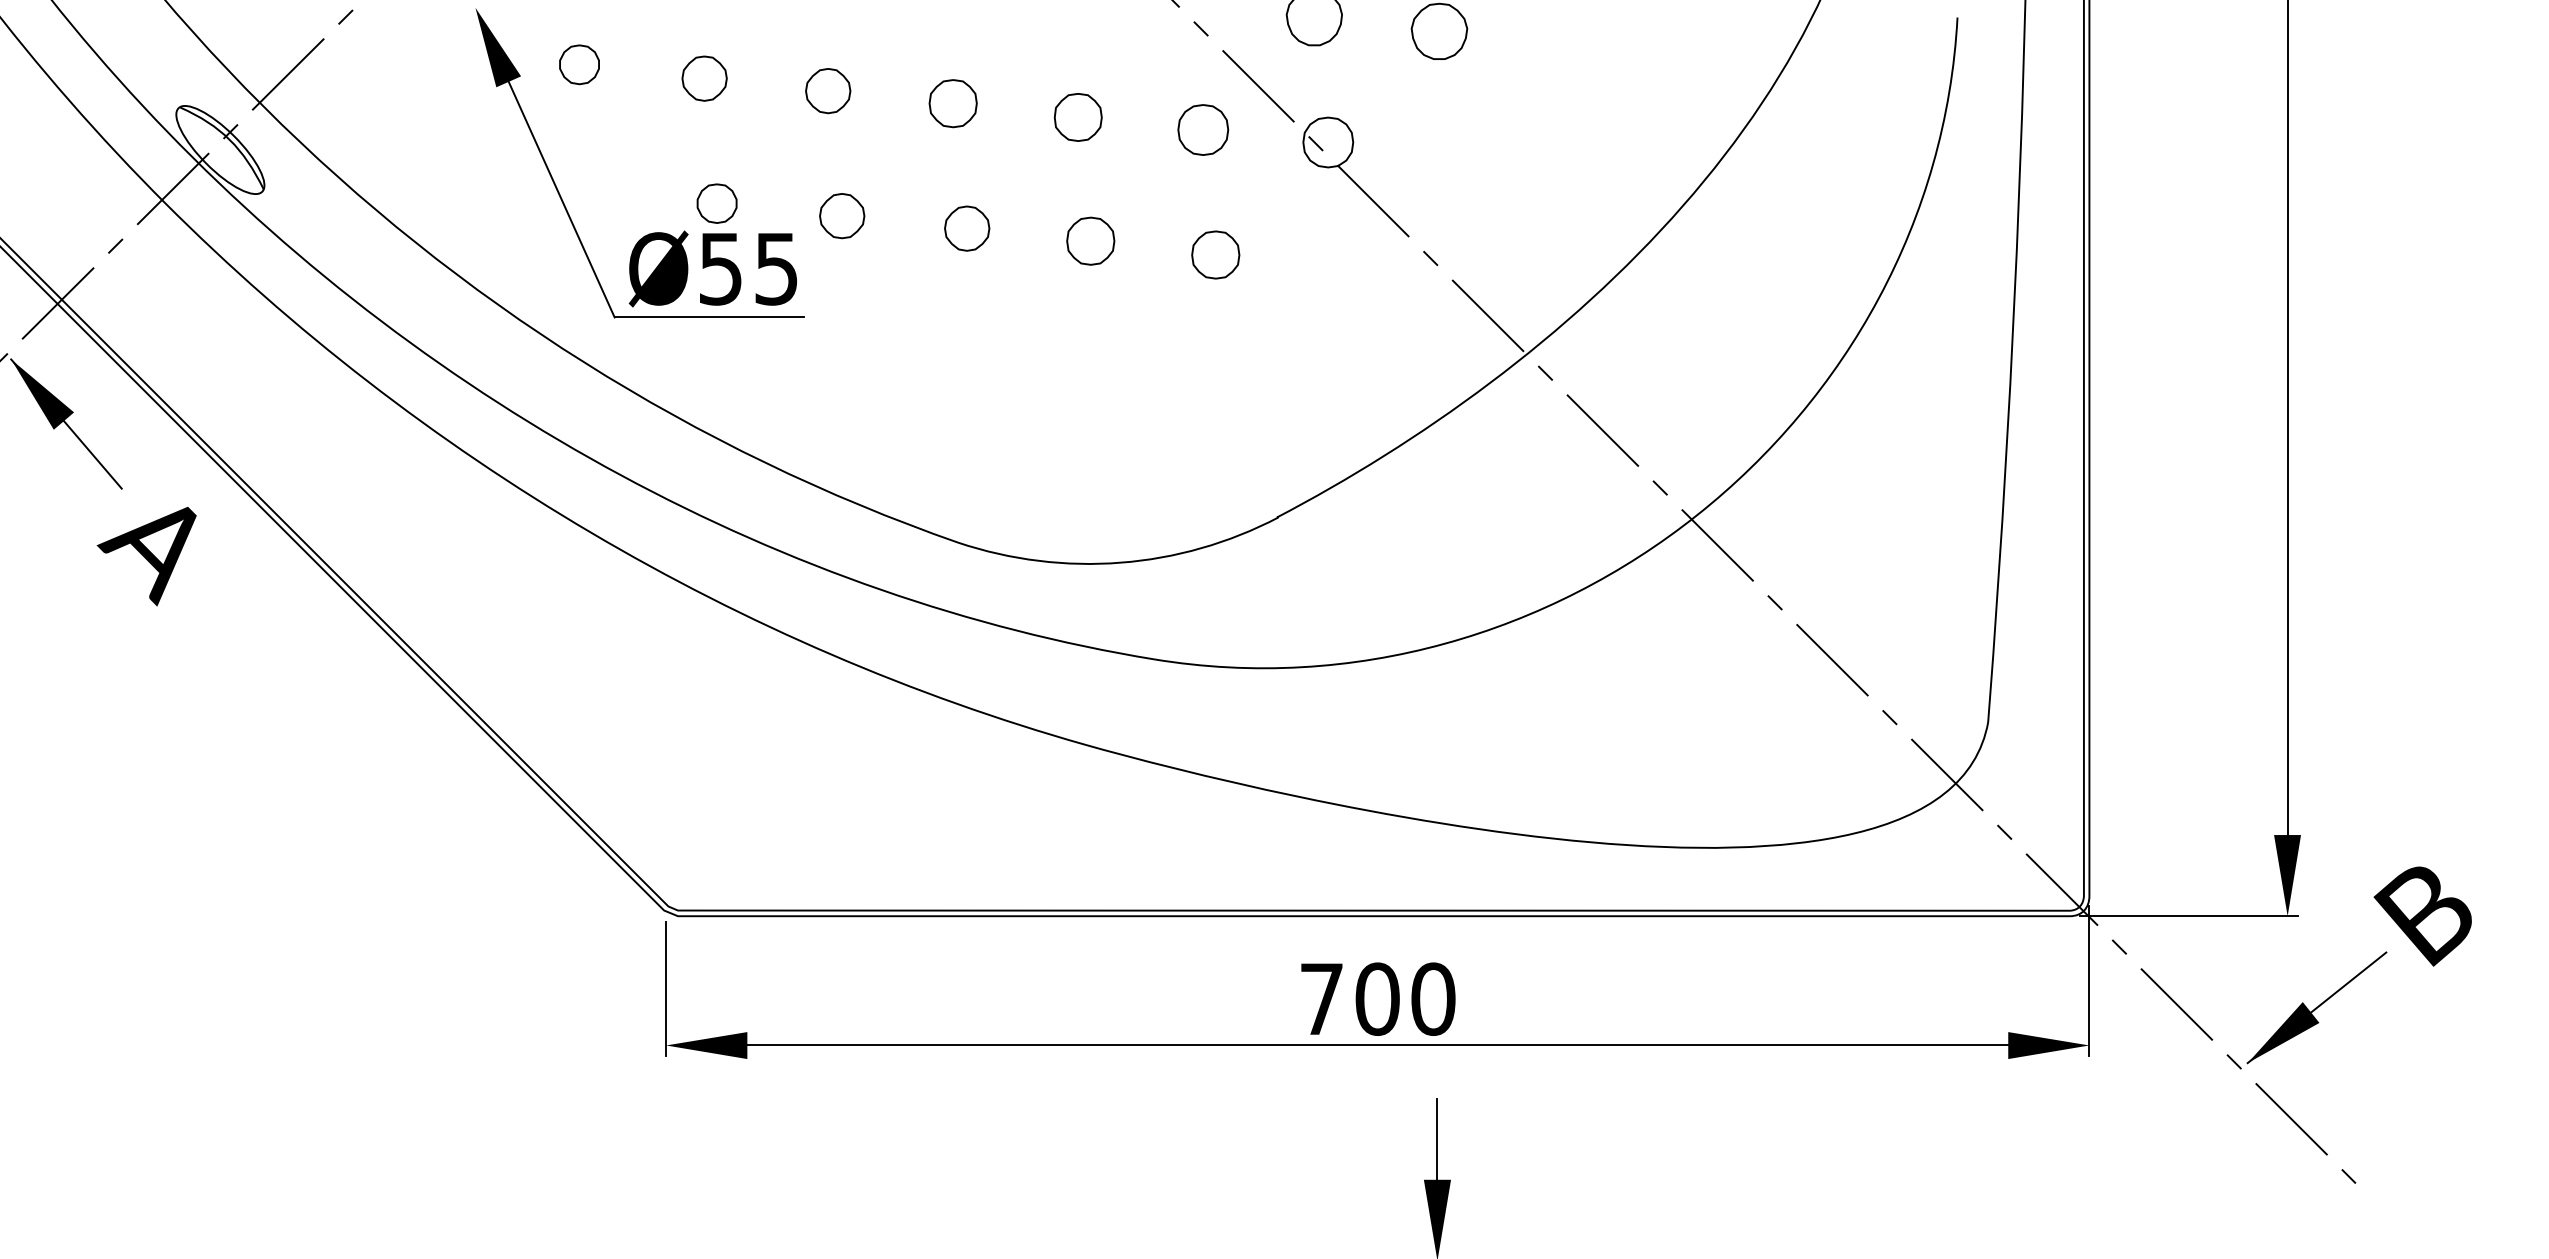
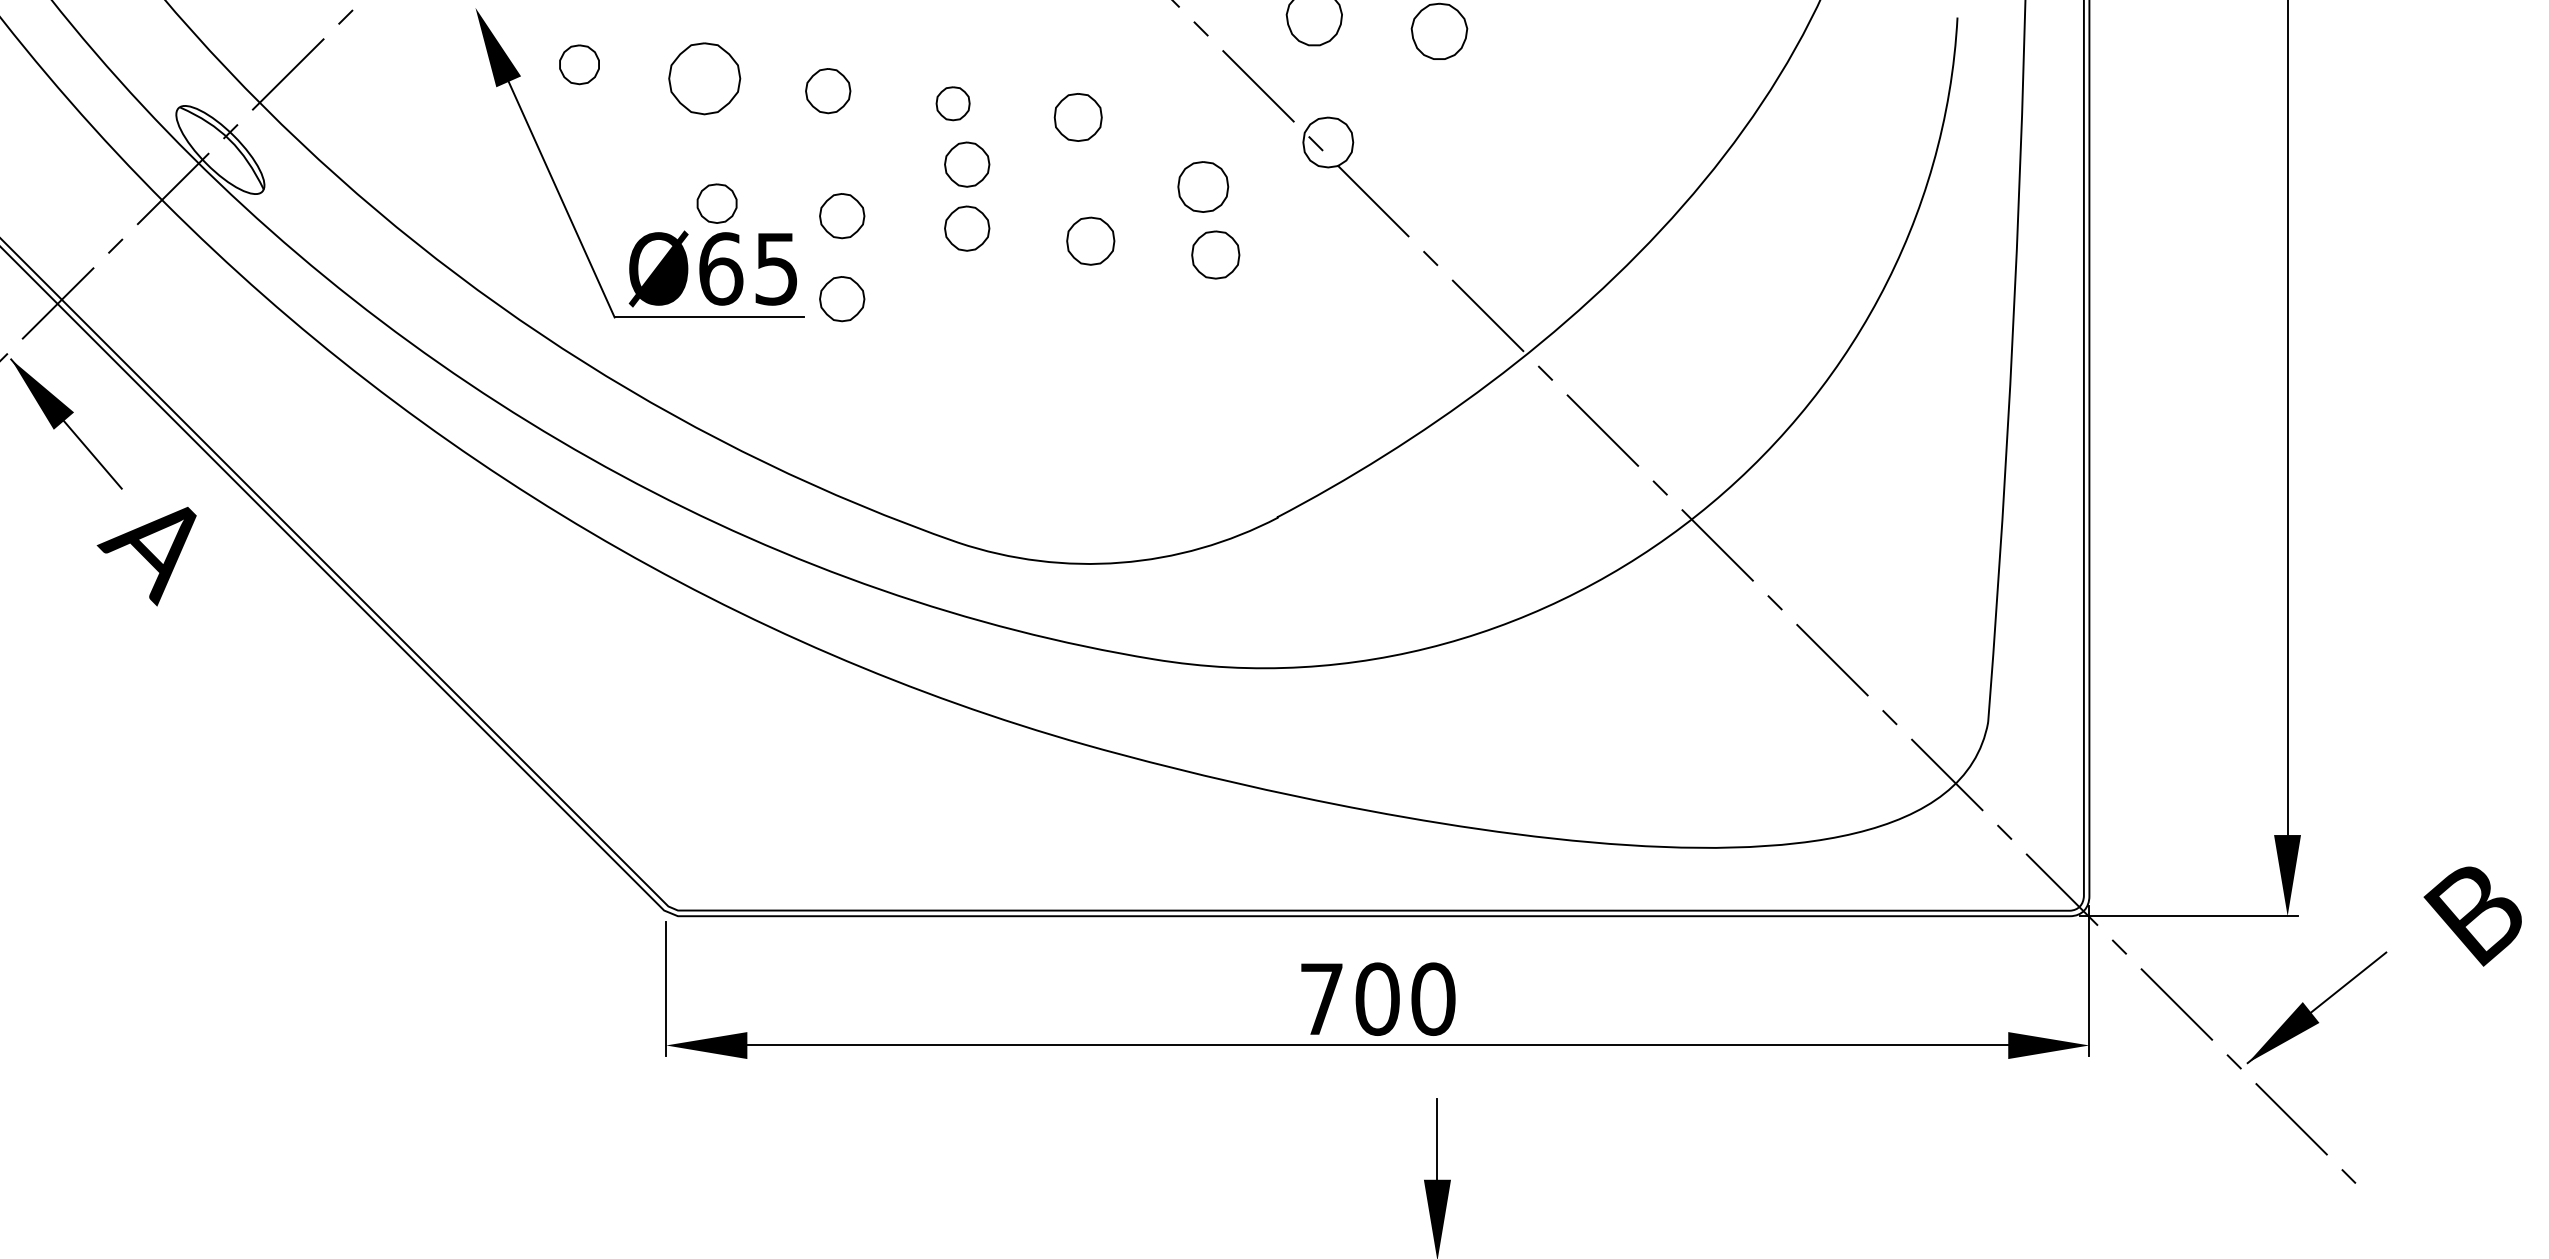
part size: 47x47 px -> 74x74 px (704, 78)
part size: 50x50 px -> 36x36 px (952, 103)
part position: (1203, 129) -> (1203, 186) (1203, 186)
part: none -> present (967, 164)
text: Ø55 -> Ø65 (721, 268)
part: none -> present (842, 299)
text position: (2422, 916) -> (2472, 916) (2472, 916)
